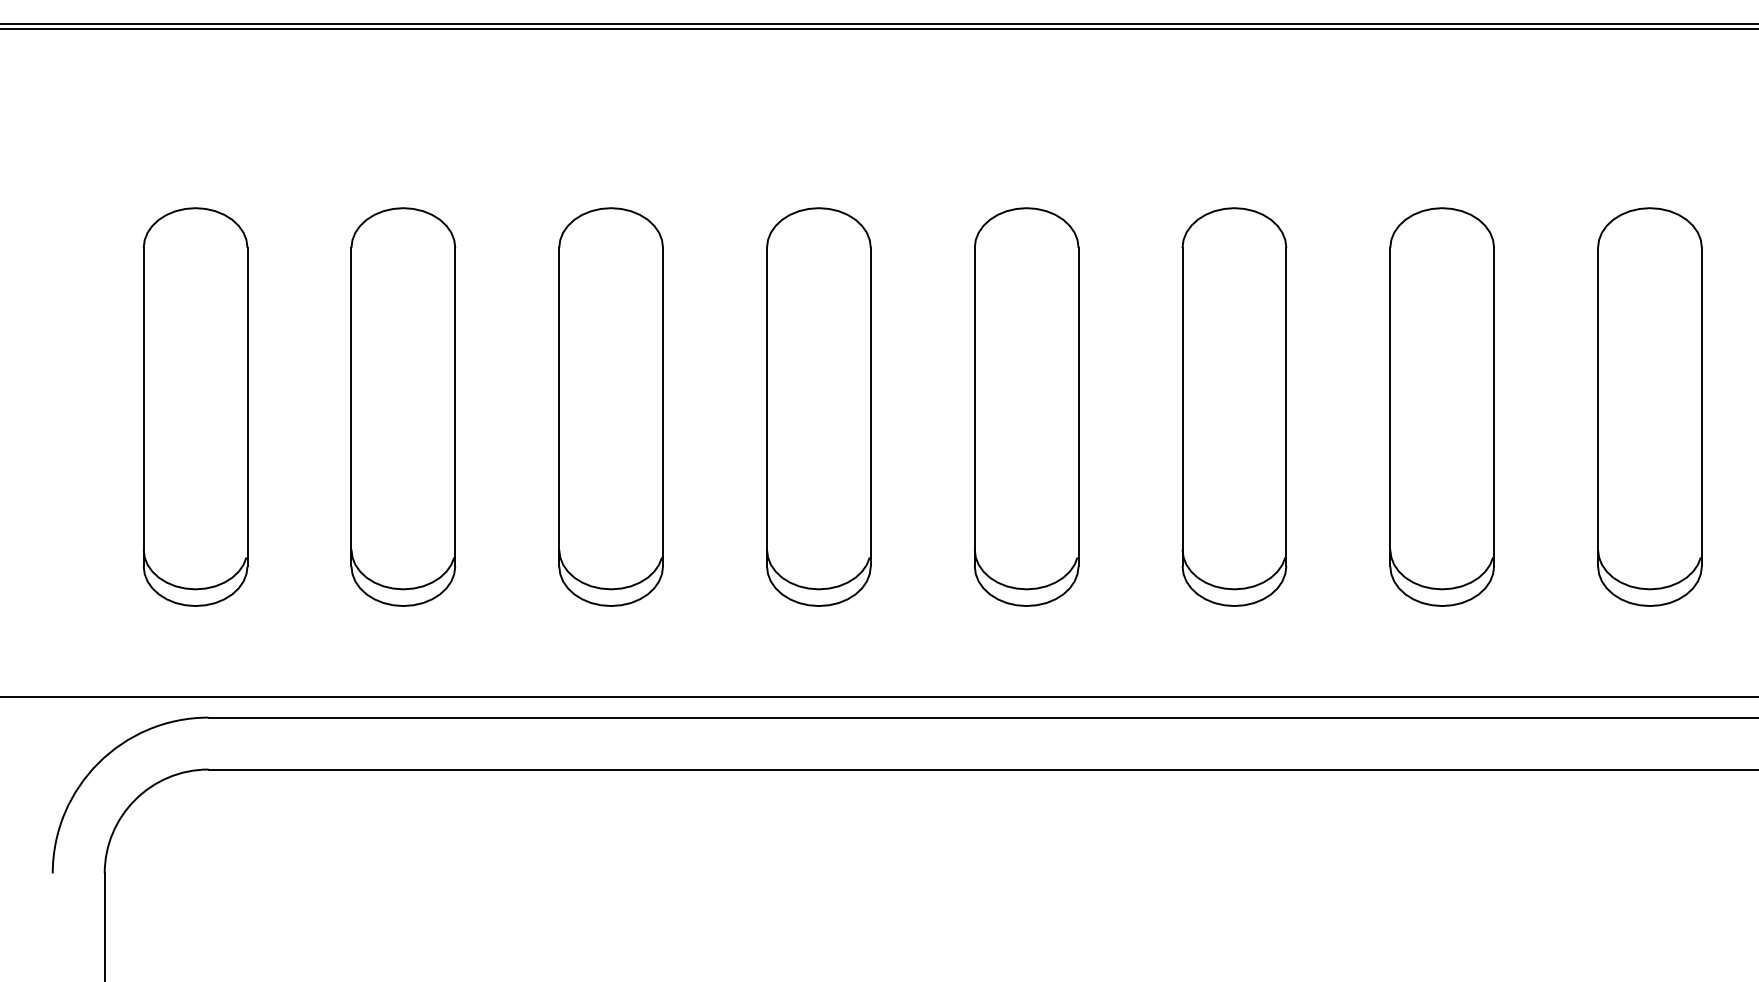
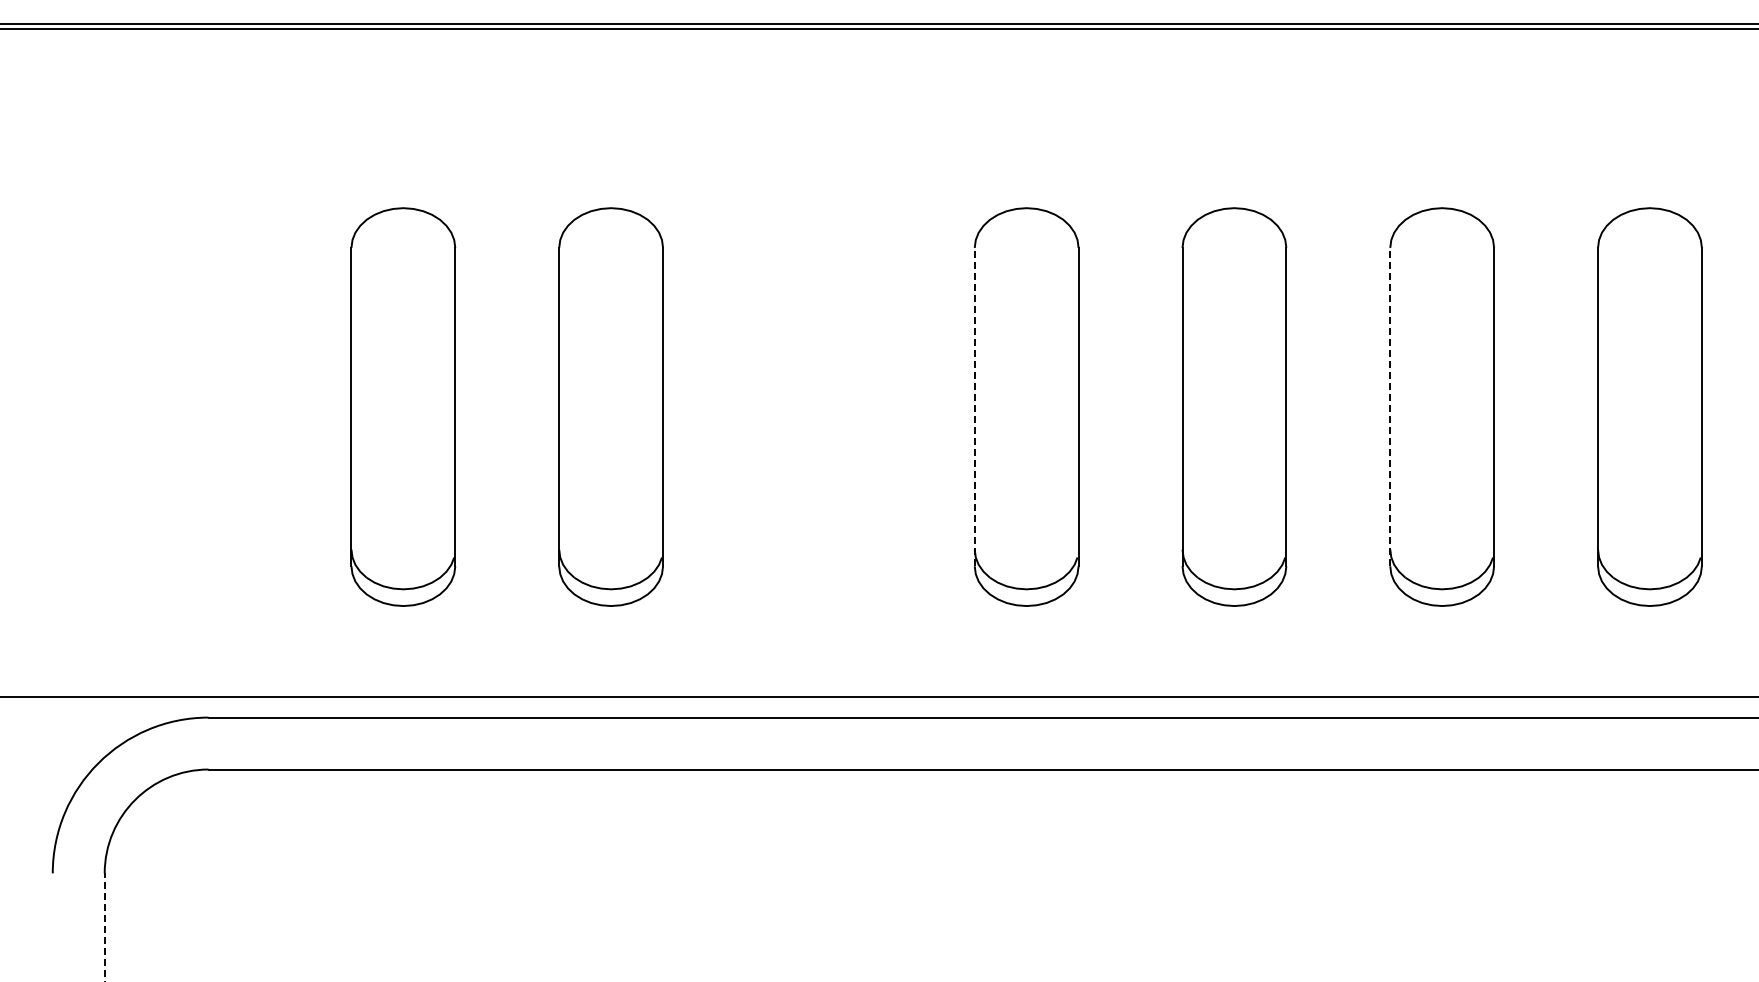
part: present -> none (195, 406)
part: present -> none (818, 406)
line: solid -> dashed (974, 406)
line: solid -> dashed (1390, 406)
line: solid -> dashed (104, 927)
